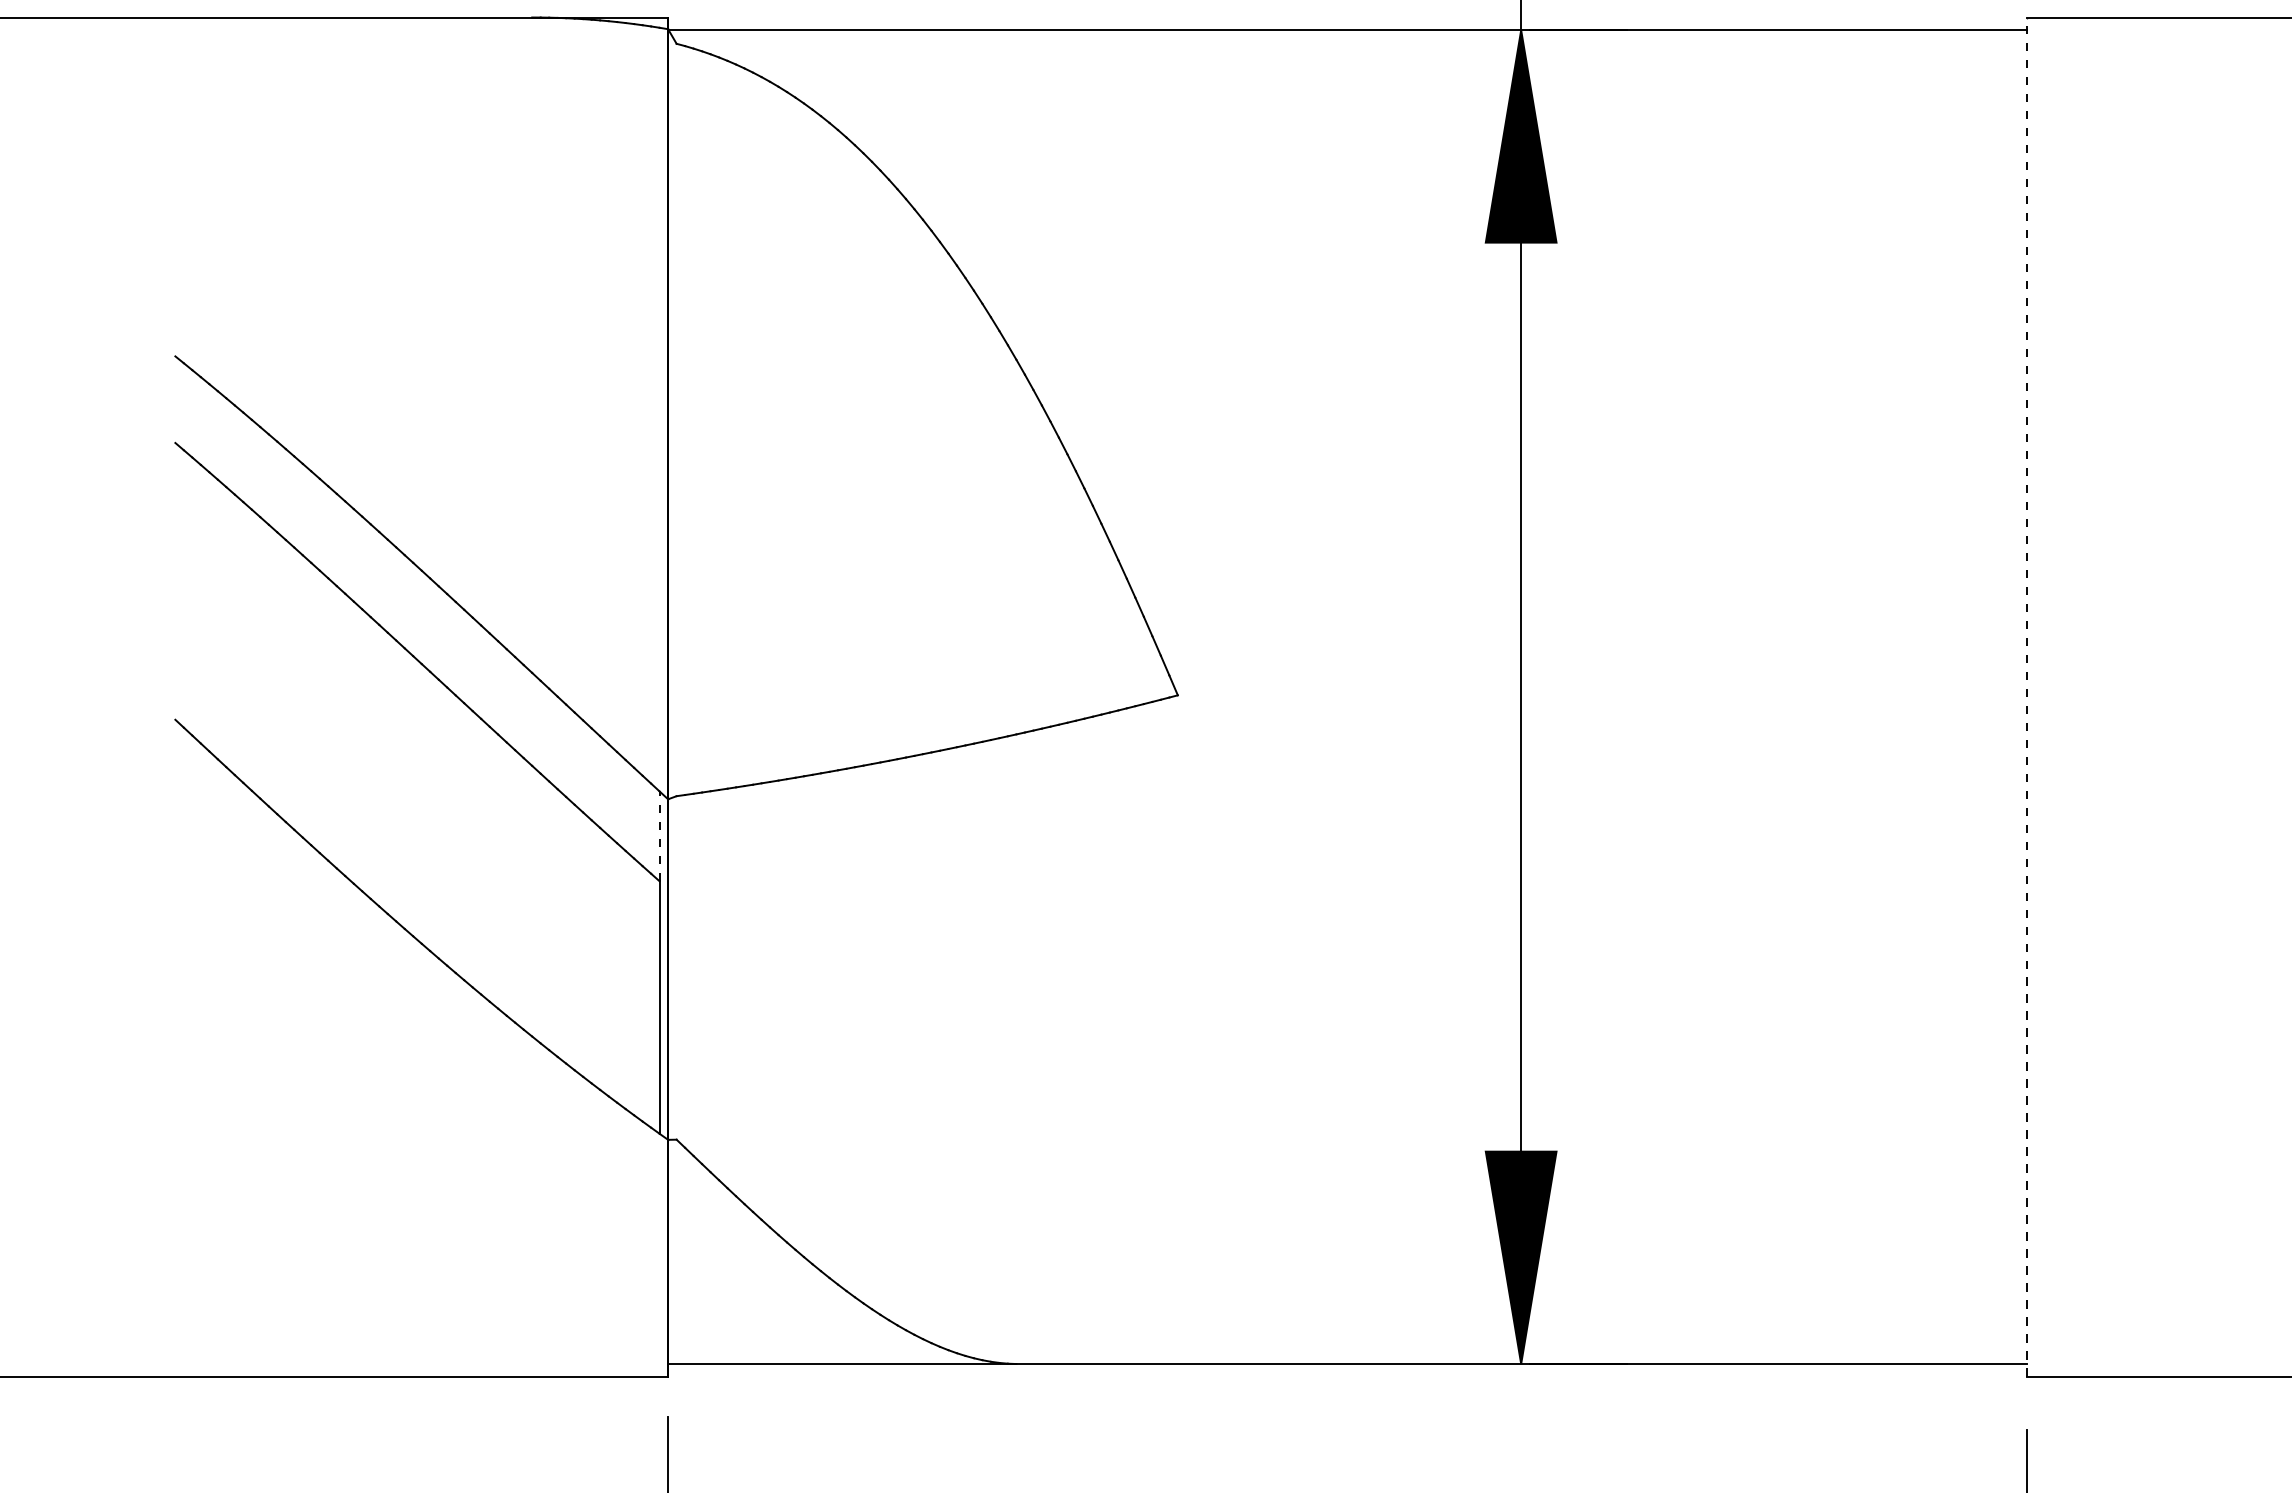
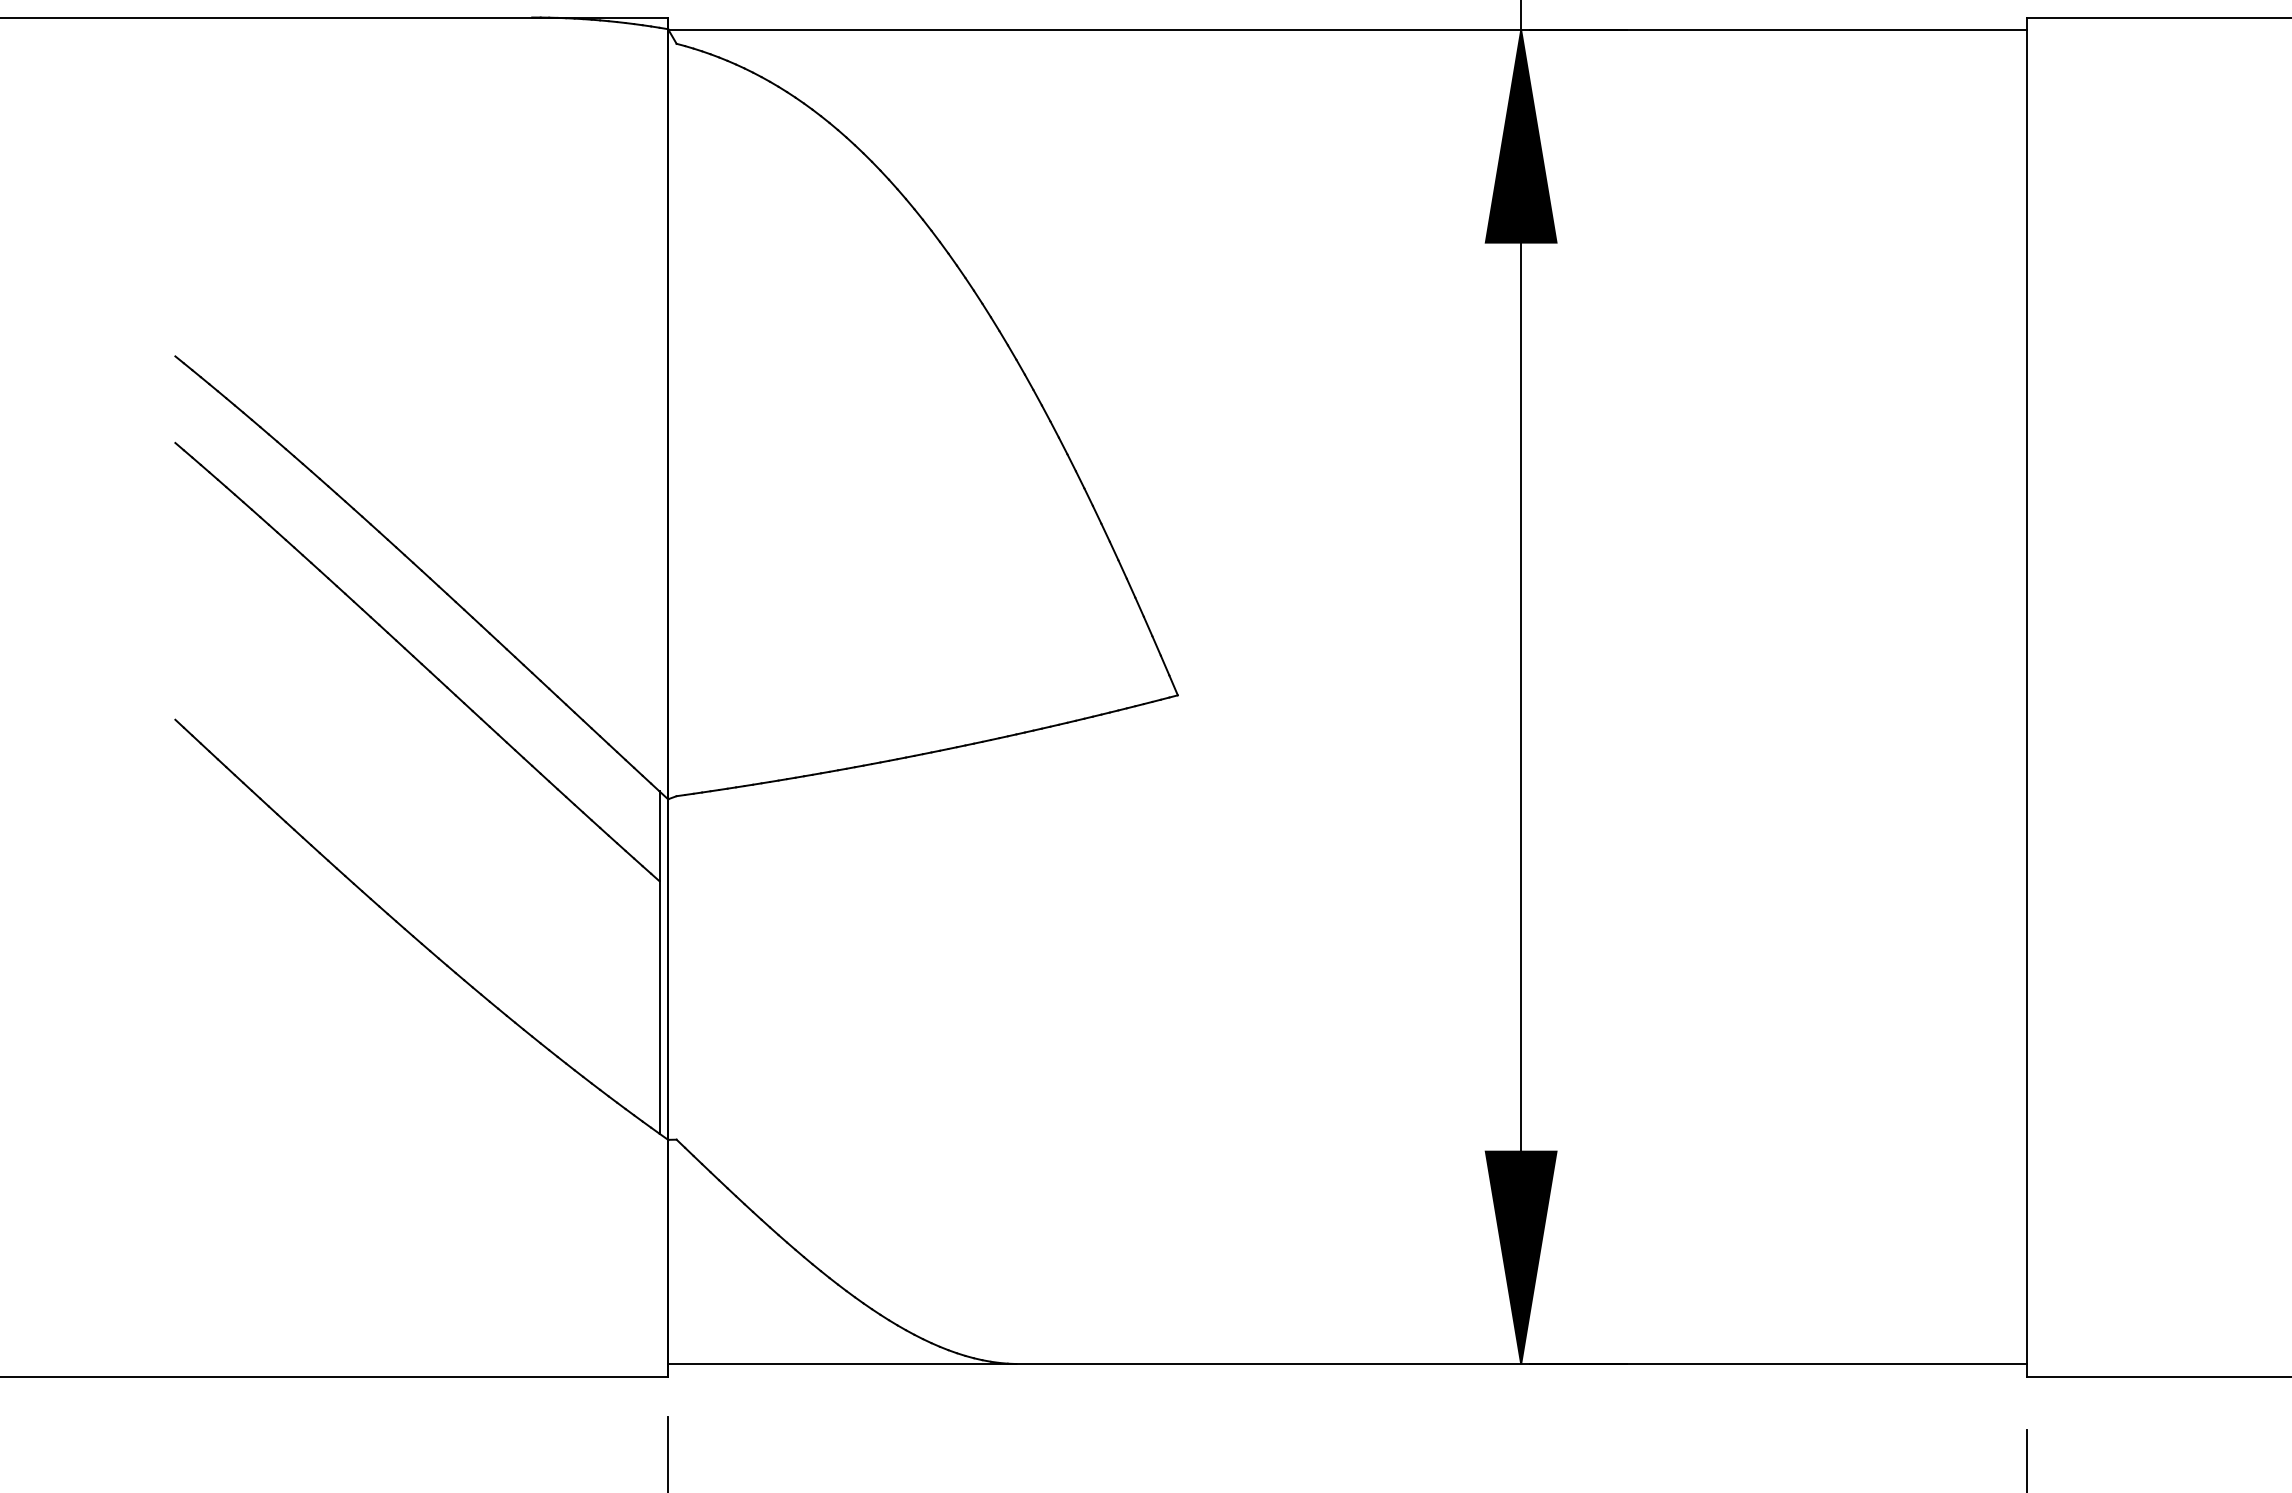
line: dashed -> solid (2027, 697)
line: dashed -> solid (659, 836)
